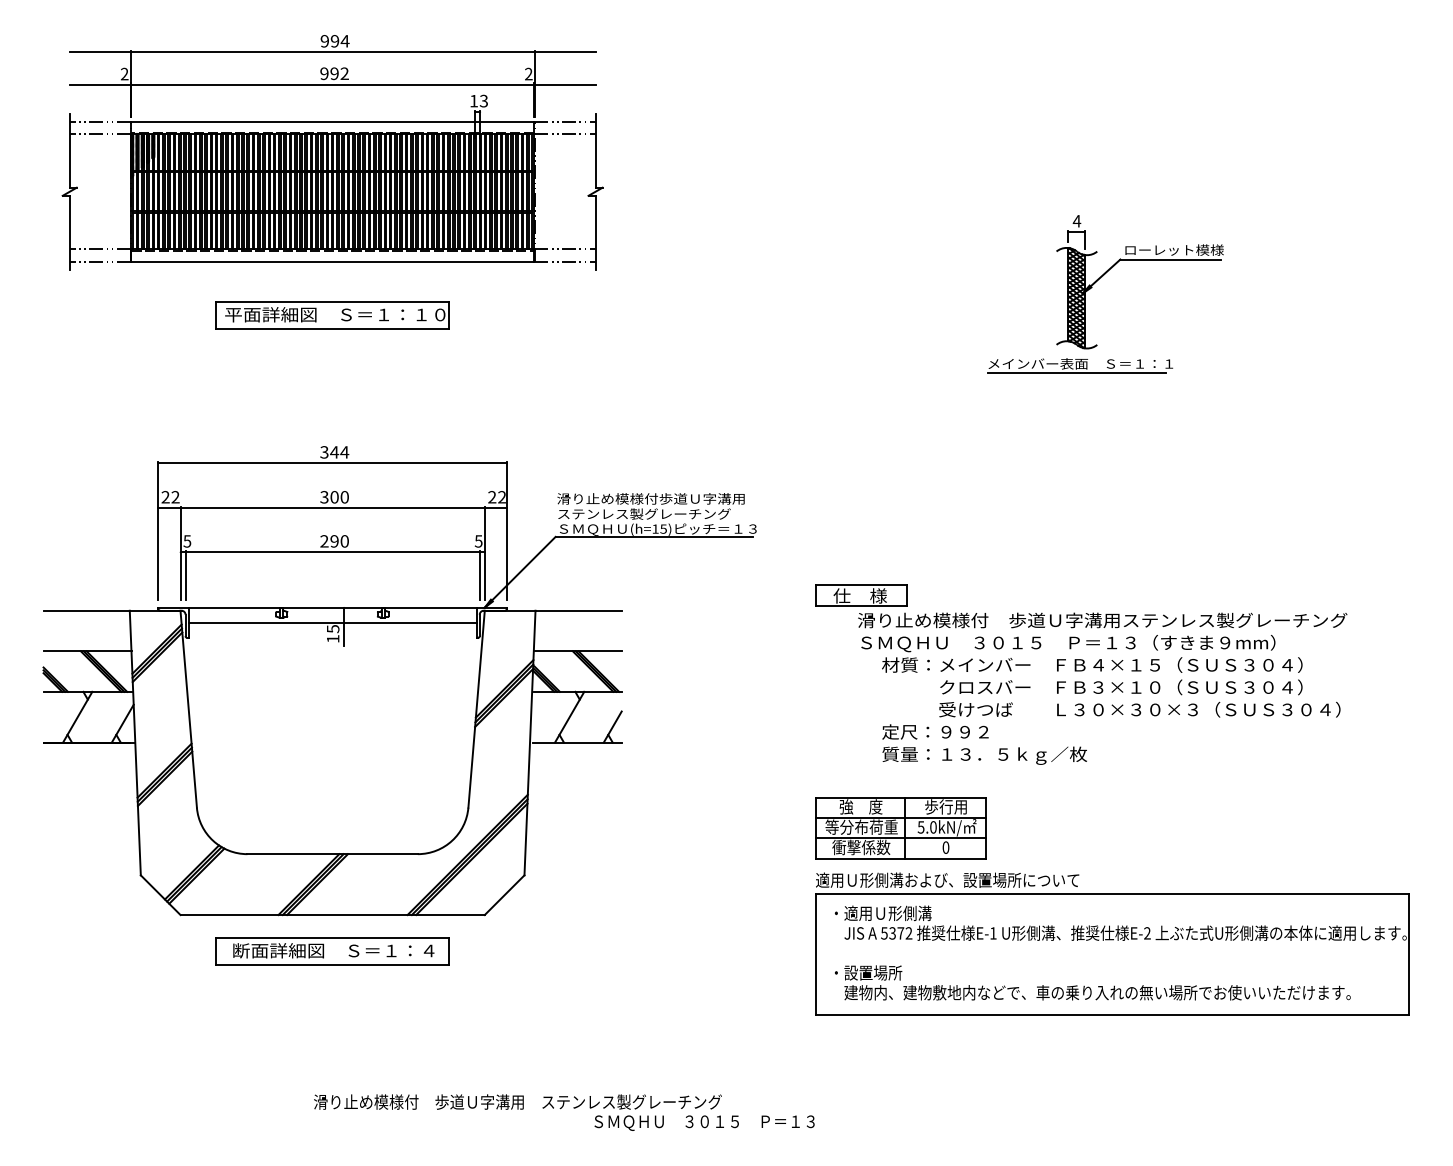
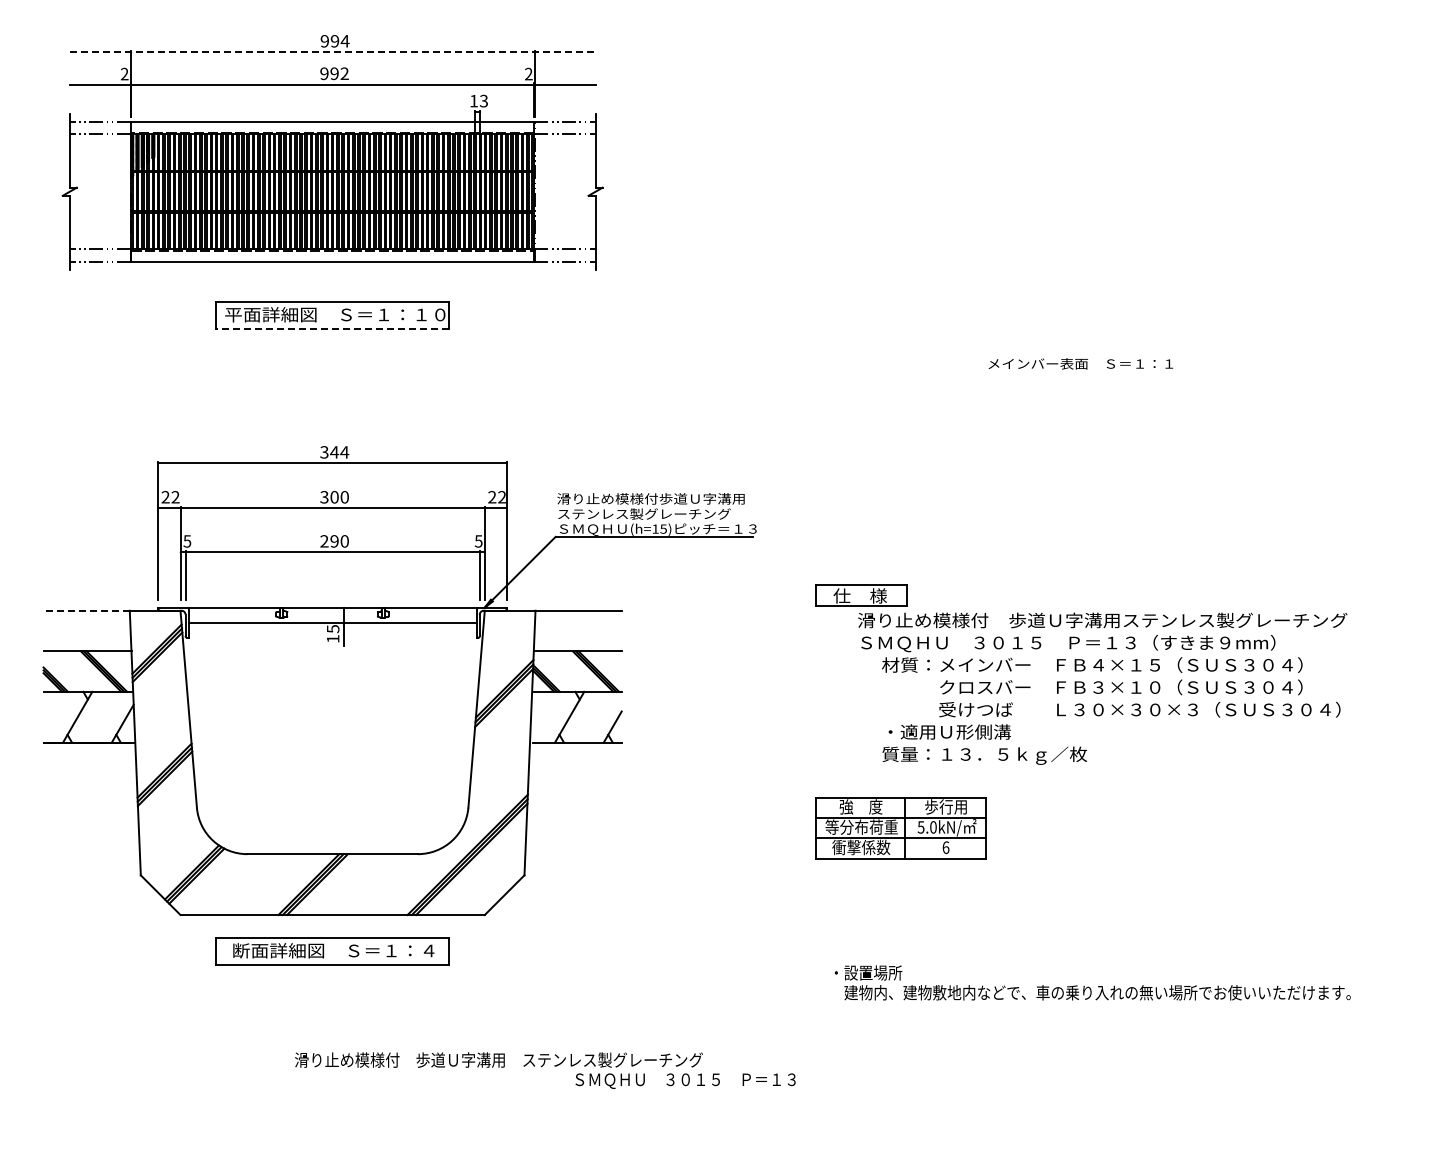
line: solid -> dashed (332, 52)
part: present -> none (1139, 260)
line: solid -> dashed (332, 328)
line: present -> none (1076, 373)
line: solid -> dashed (86, 610)
text: 定尺：９９２ -> ・適用Ｕ形側溝 (946, 731)
text: 0 -> 6 (945, 847)
part: present -> none (1112, 943)
text position: (564, 1112) -> (545, 1070) (545, 1070)
